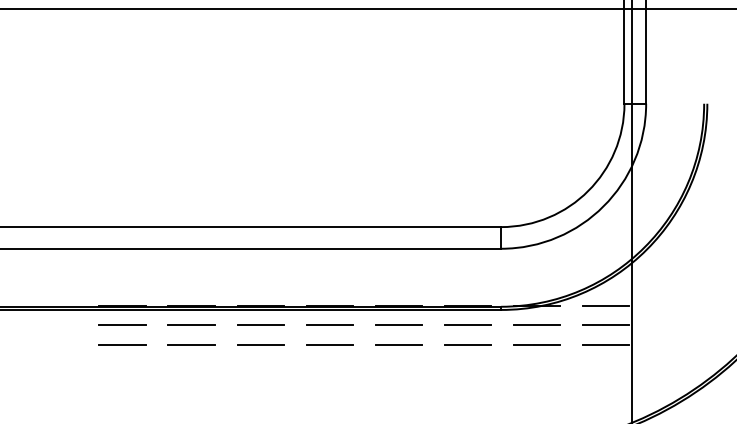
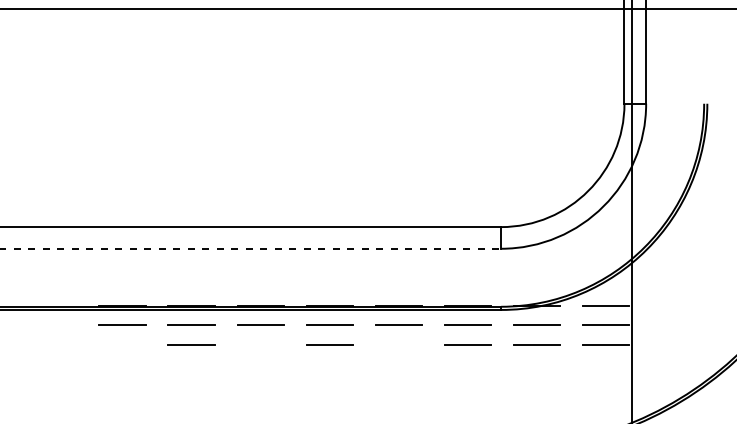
line: solid -> dashed (251, 248)
line: present -> none (122, 344)
line: present -> none (260, 344)
line: present -> none (398, 344)
